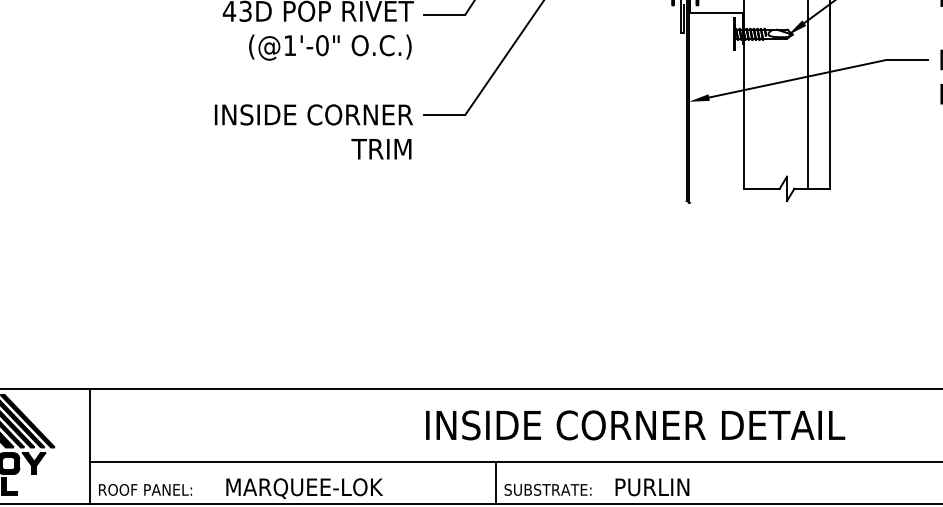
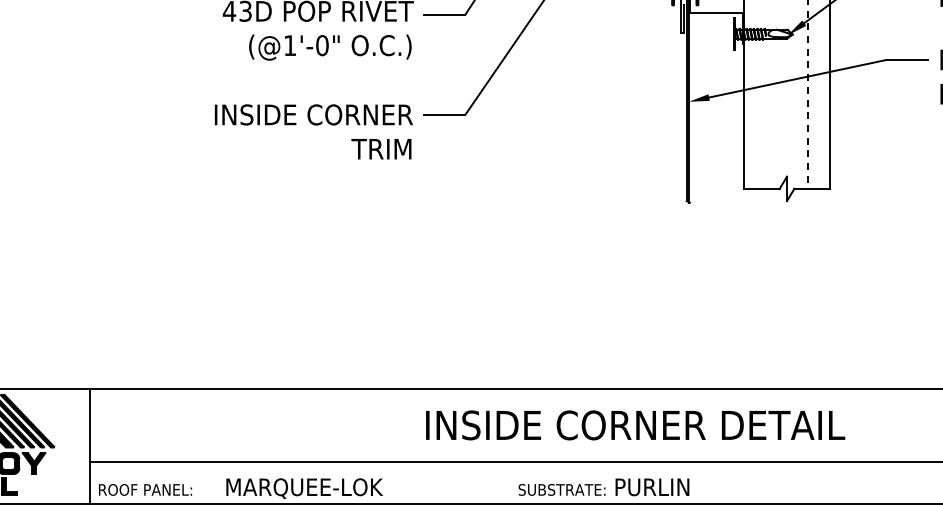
line: solid -> dashed (808, 94)
line: present -> none (496, 482)
text position: (547, 489) -> (561, 489) (561, 489)
